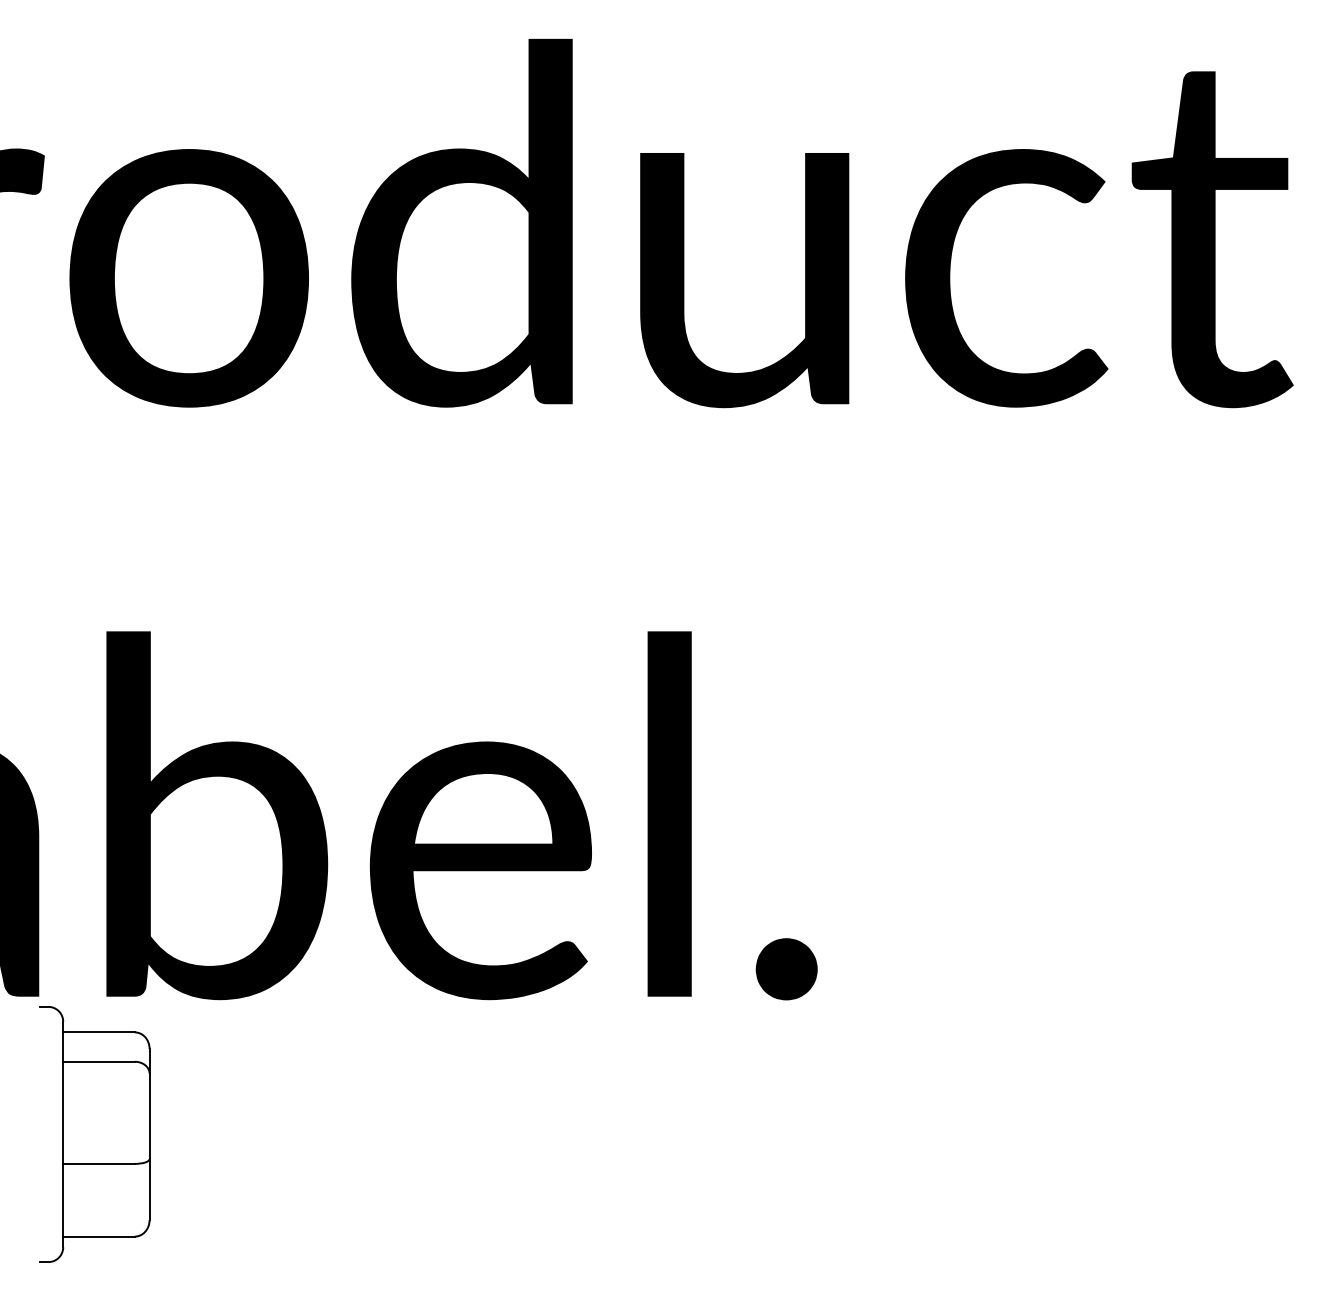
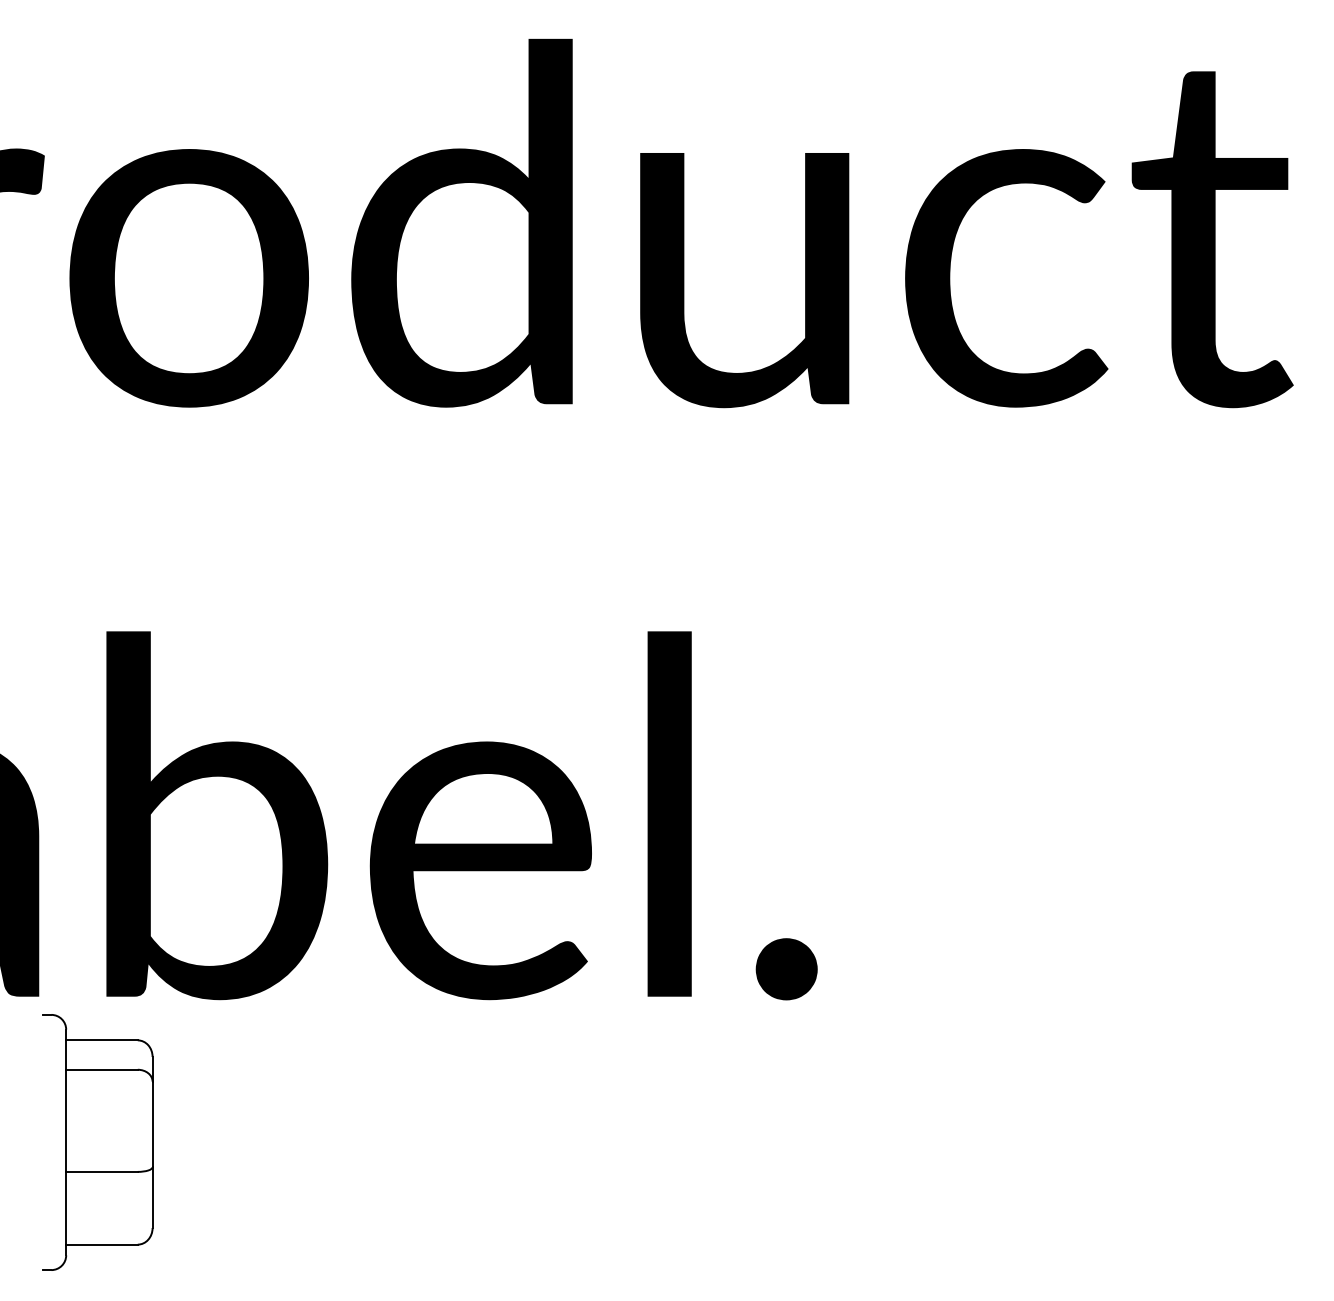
part position: (94, 1134) -> (97, 1142) (97, 1142)
